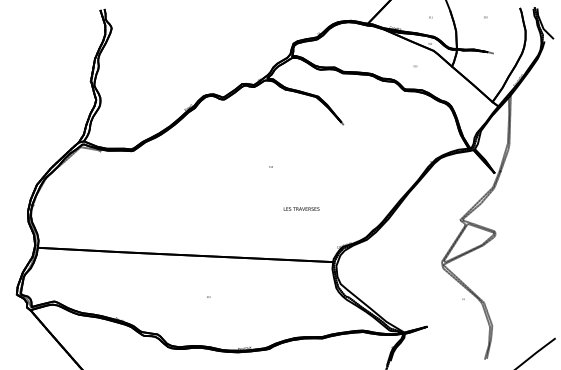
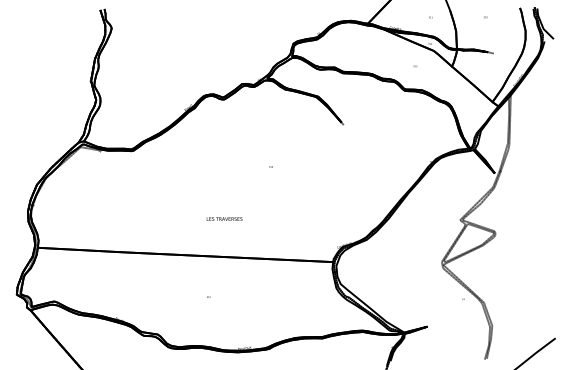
text position: (301, 208) -> (224, 218) (224, 218)
